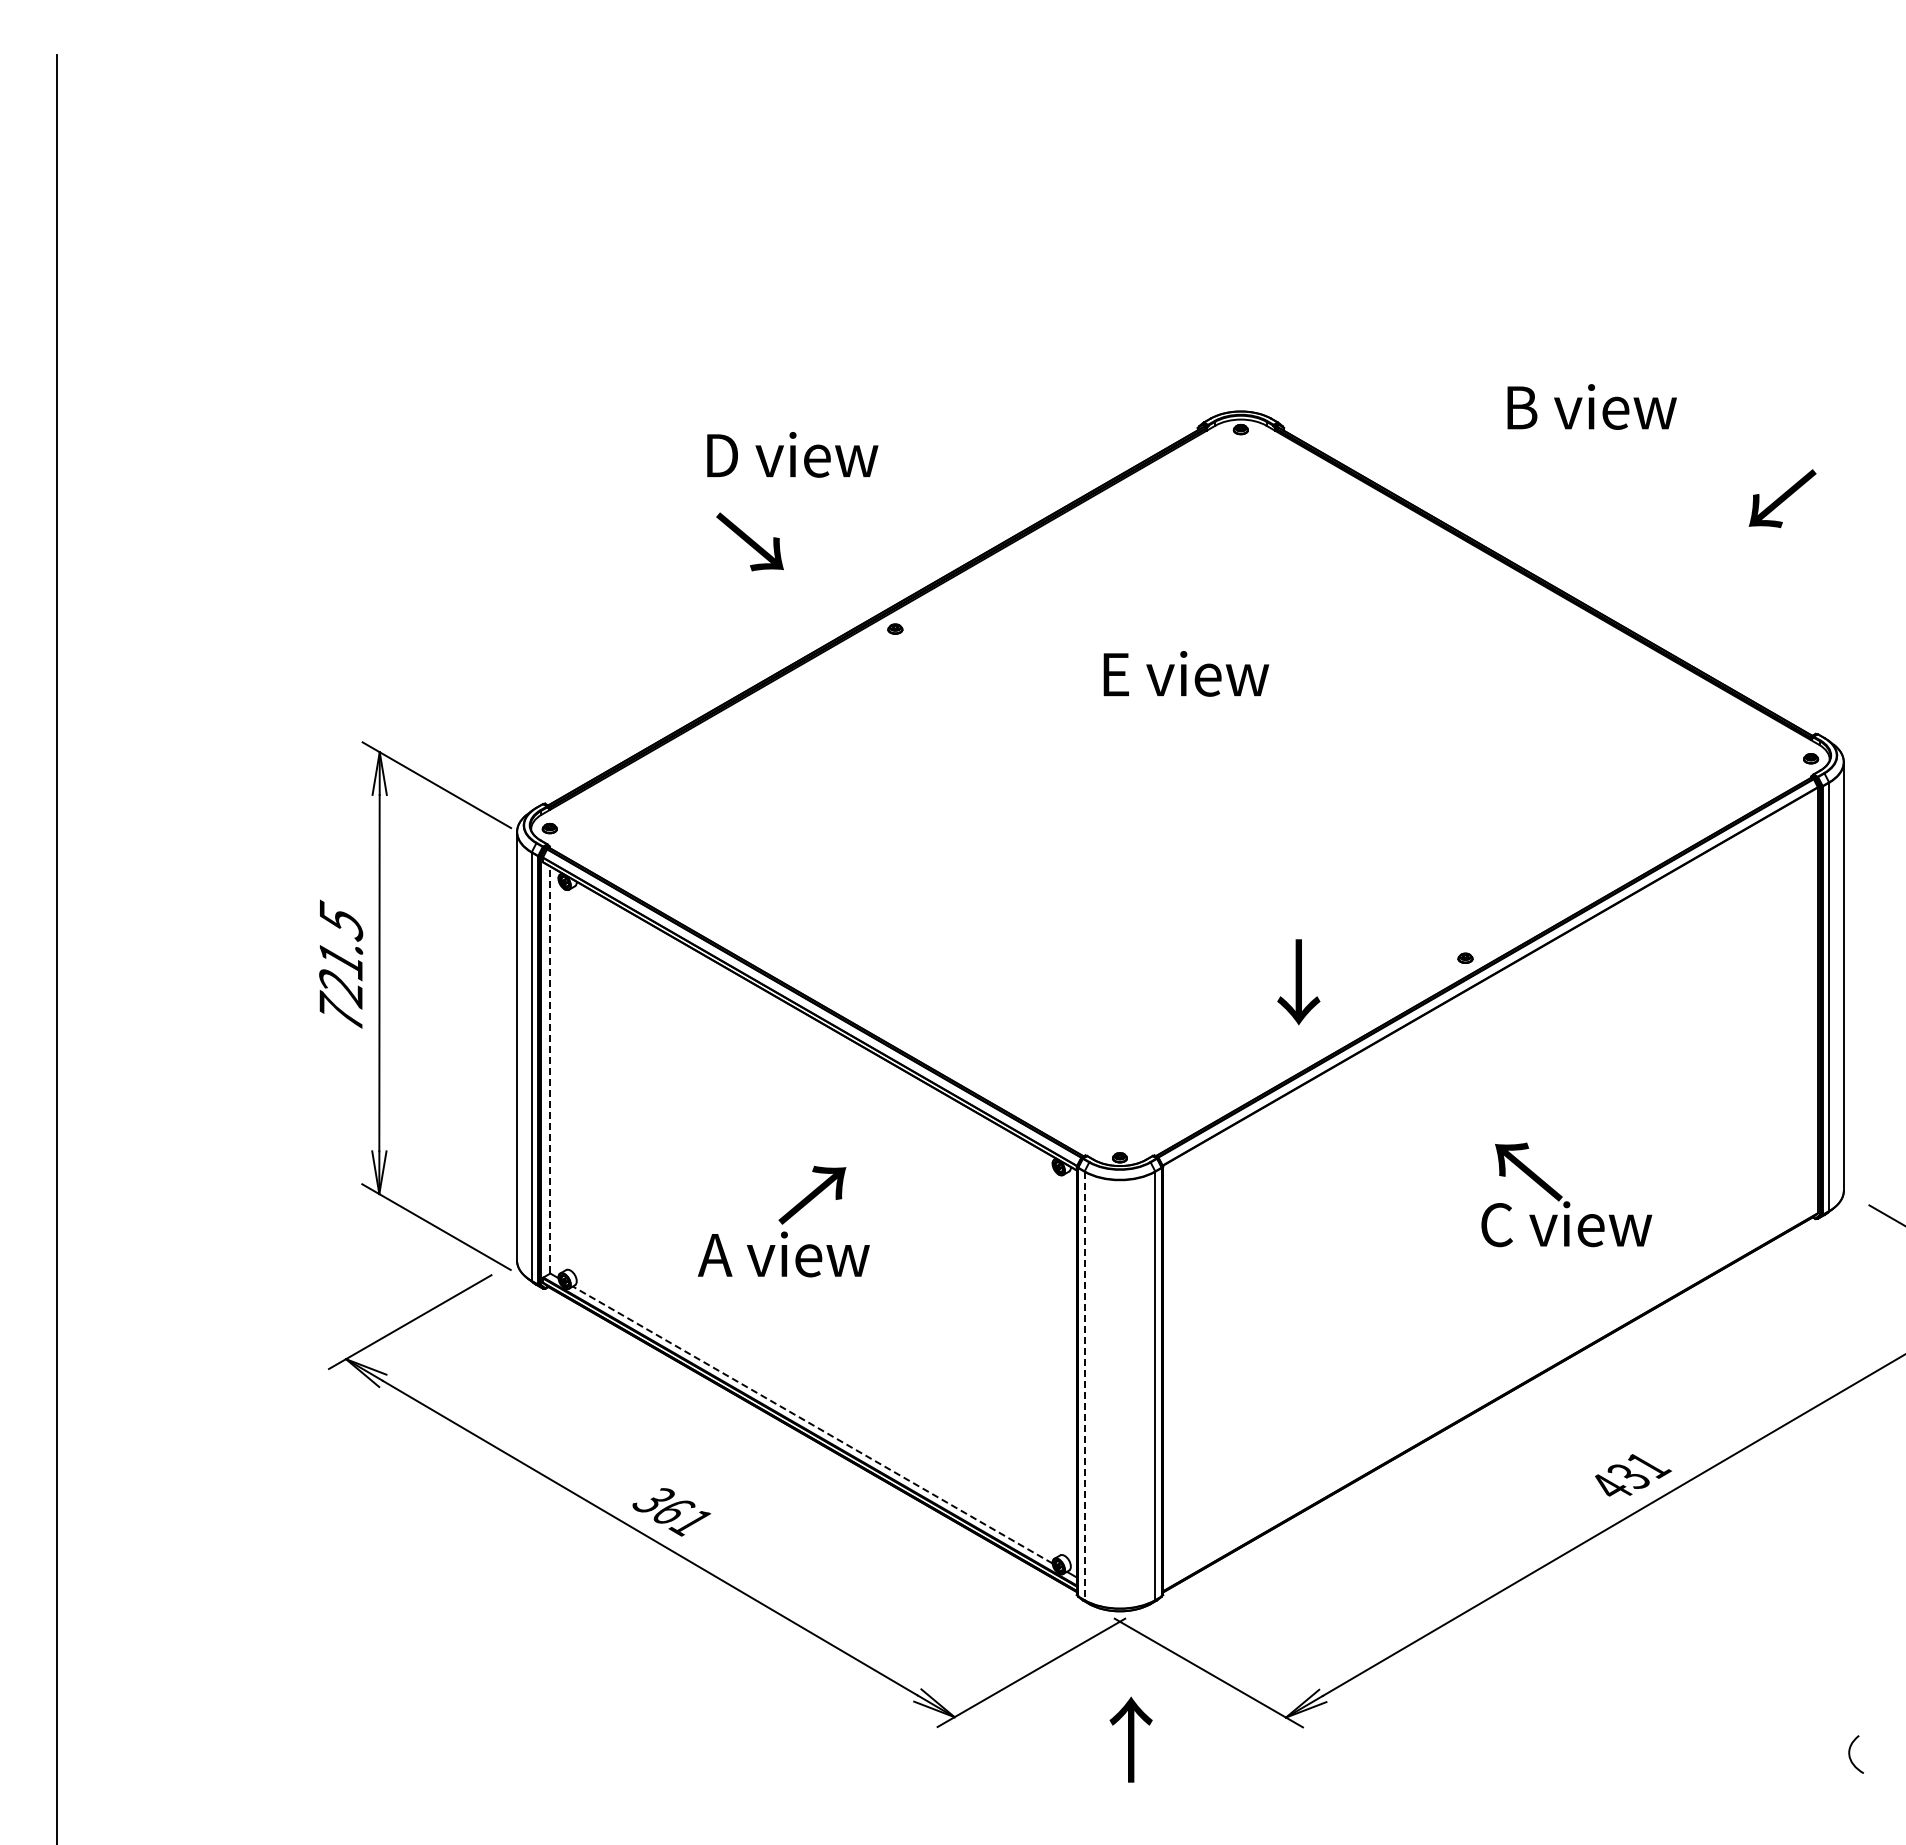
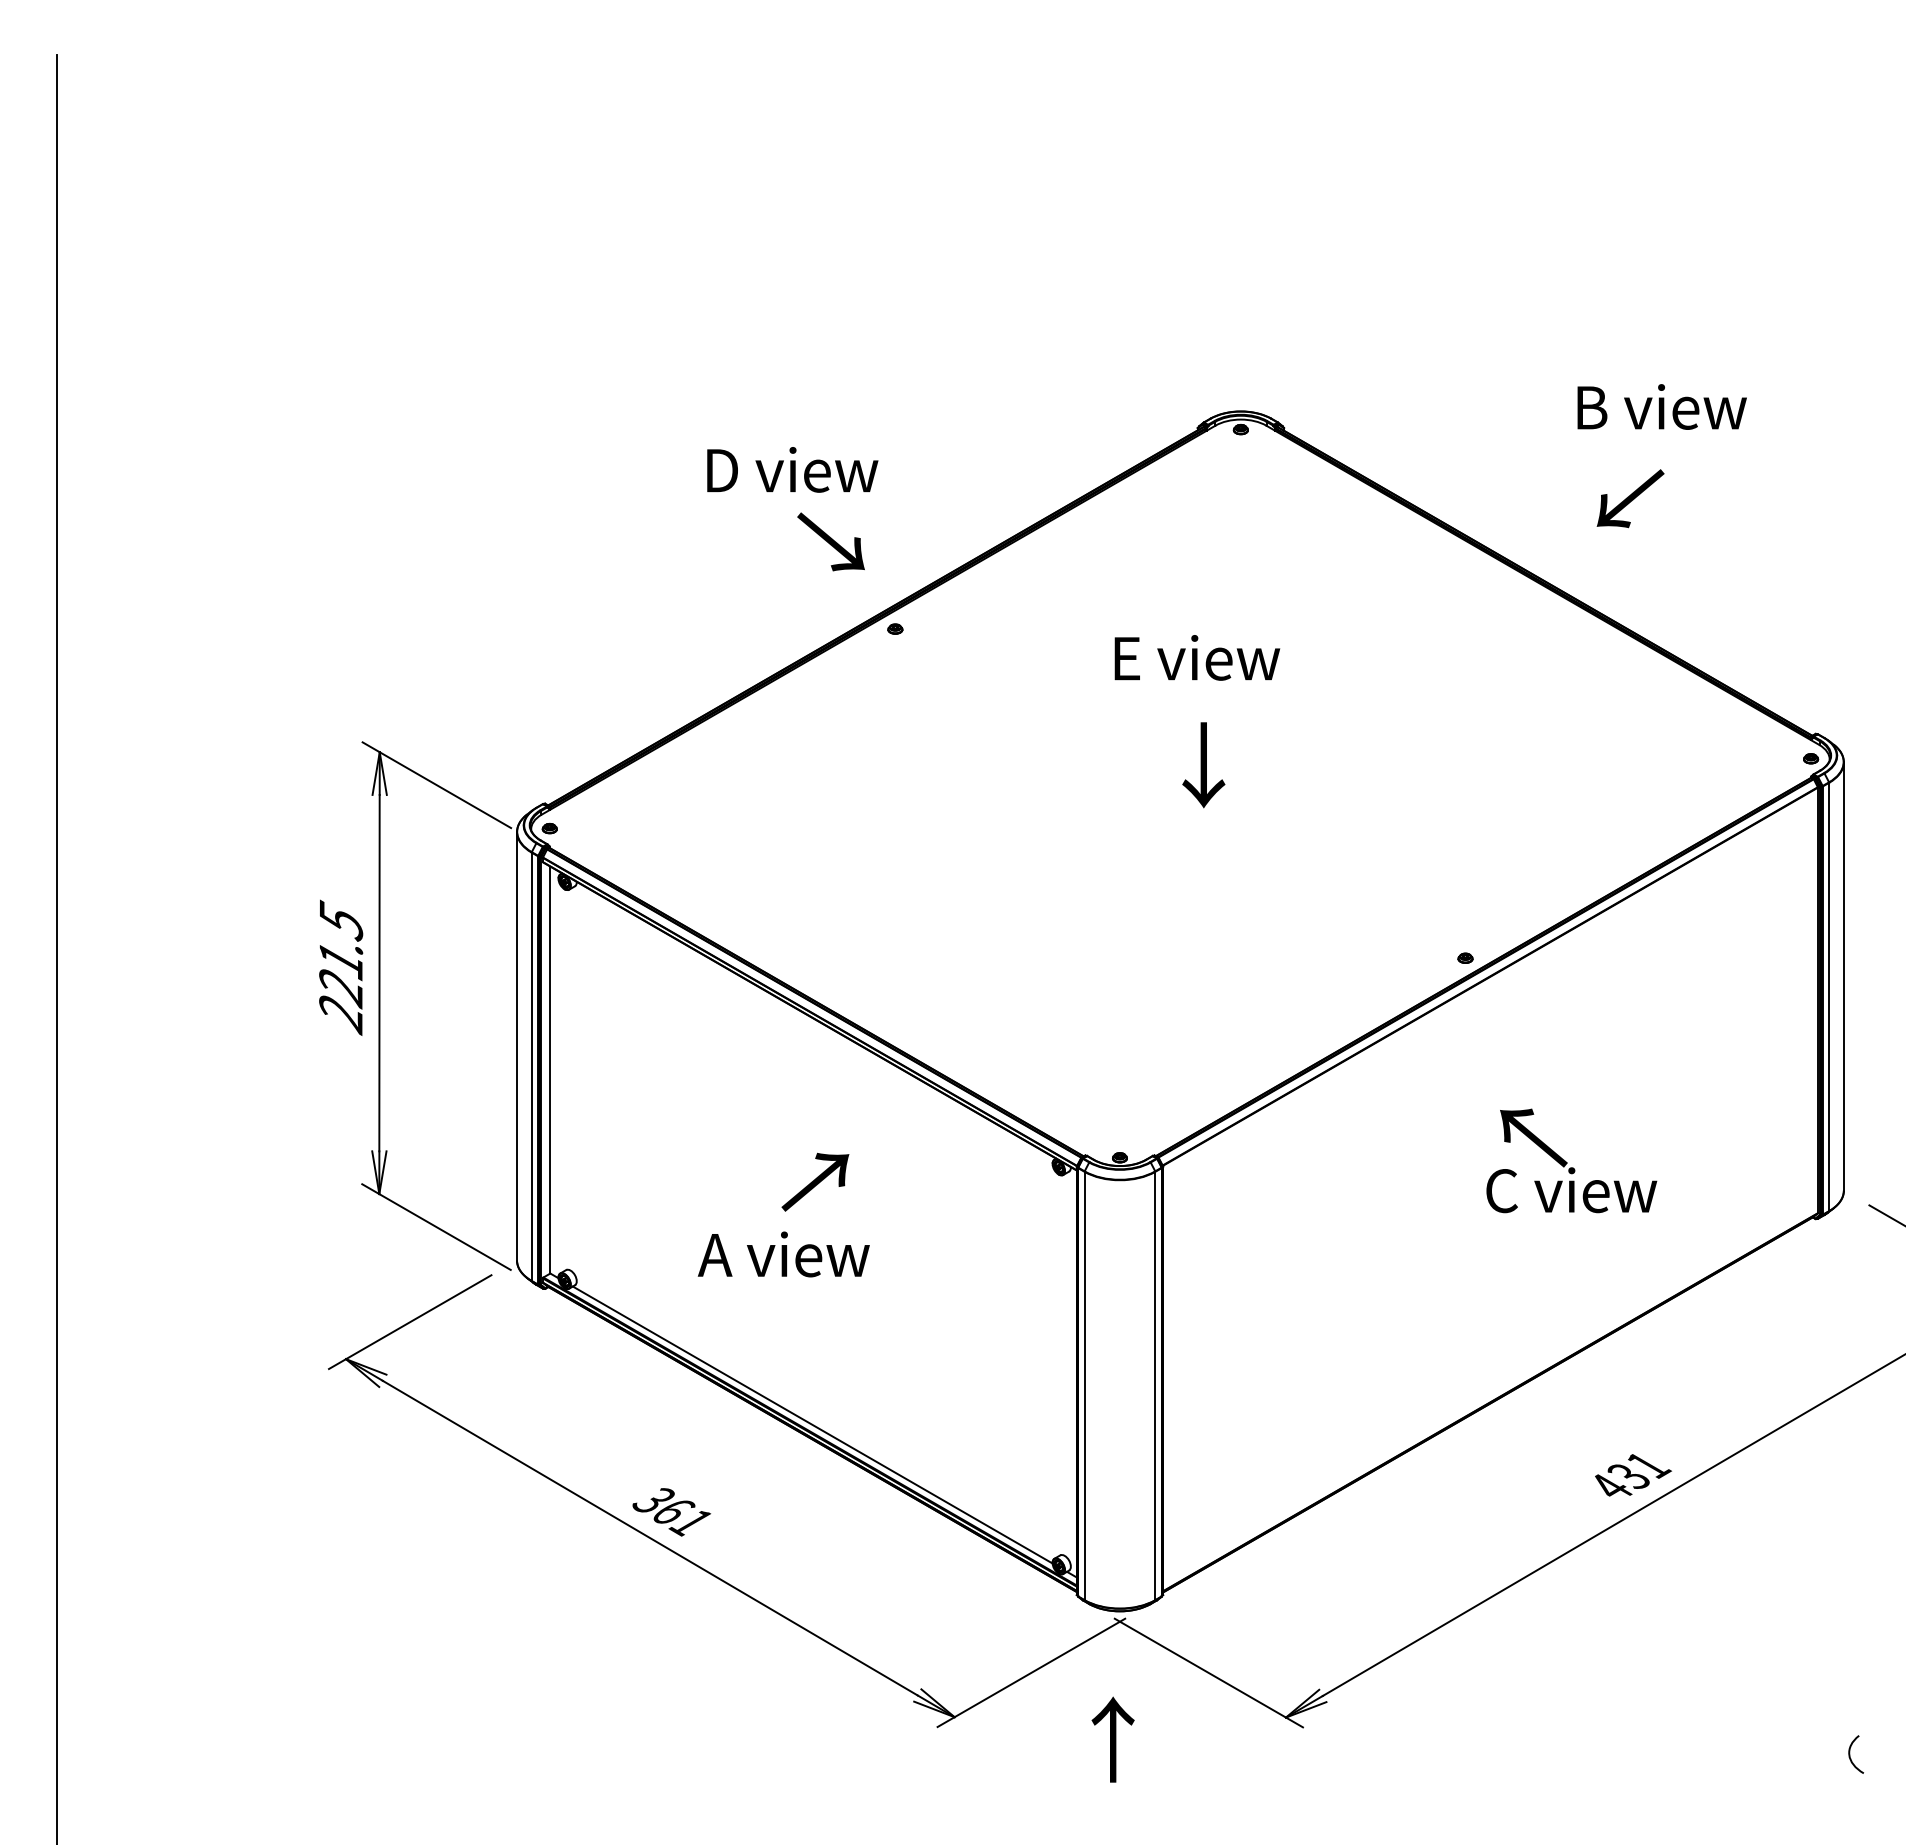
text position: (1591, 406) -> (1661, 406) (1661, 406)
text position: (792, 454) -> (792, 469) (792, 469)
text position: (1782, 498) -> (1630, 498) (1630, 498)
text position: (749, 541) -> (830, 541) (830, 541)
text position: (1186, 673) -> (1197, 657) (1197, 657)
text position: (1298, 982) -> (1203, 765) (1203, 765)
text: 721.5 -> 221.5 (340, 1012)
line: dashed -> solid (550, 1069)
text position: (812, 1194) -> (815, 1181) (815, 1181)
text position: (1566, 1194) -> (1571, 1160) (1571, 1160)
line: dashed -> solid (1084, 1386)
line: dashed -> solid (812, 1425)
text position: (1130, 1739) -> (1112, 1739) (1112, 1739)
